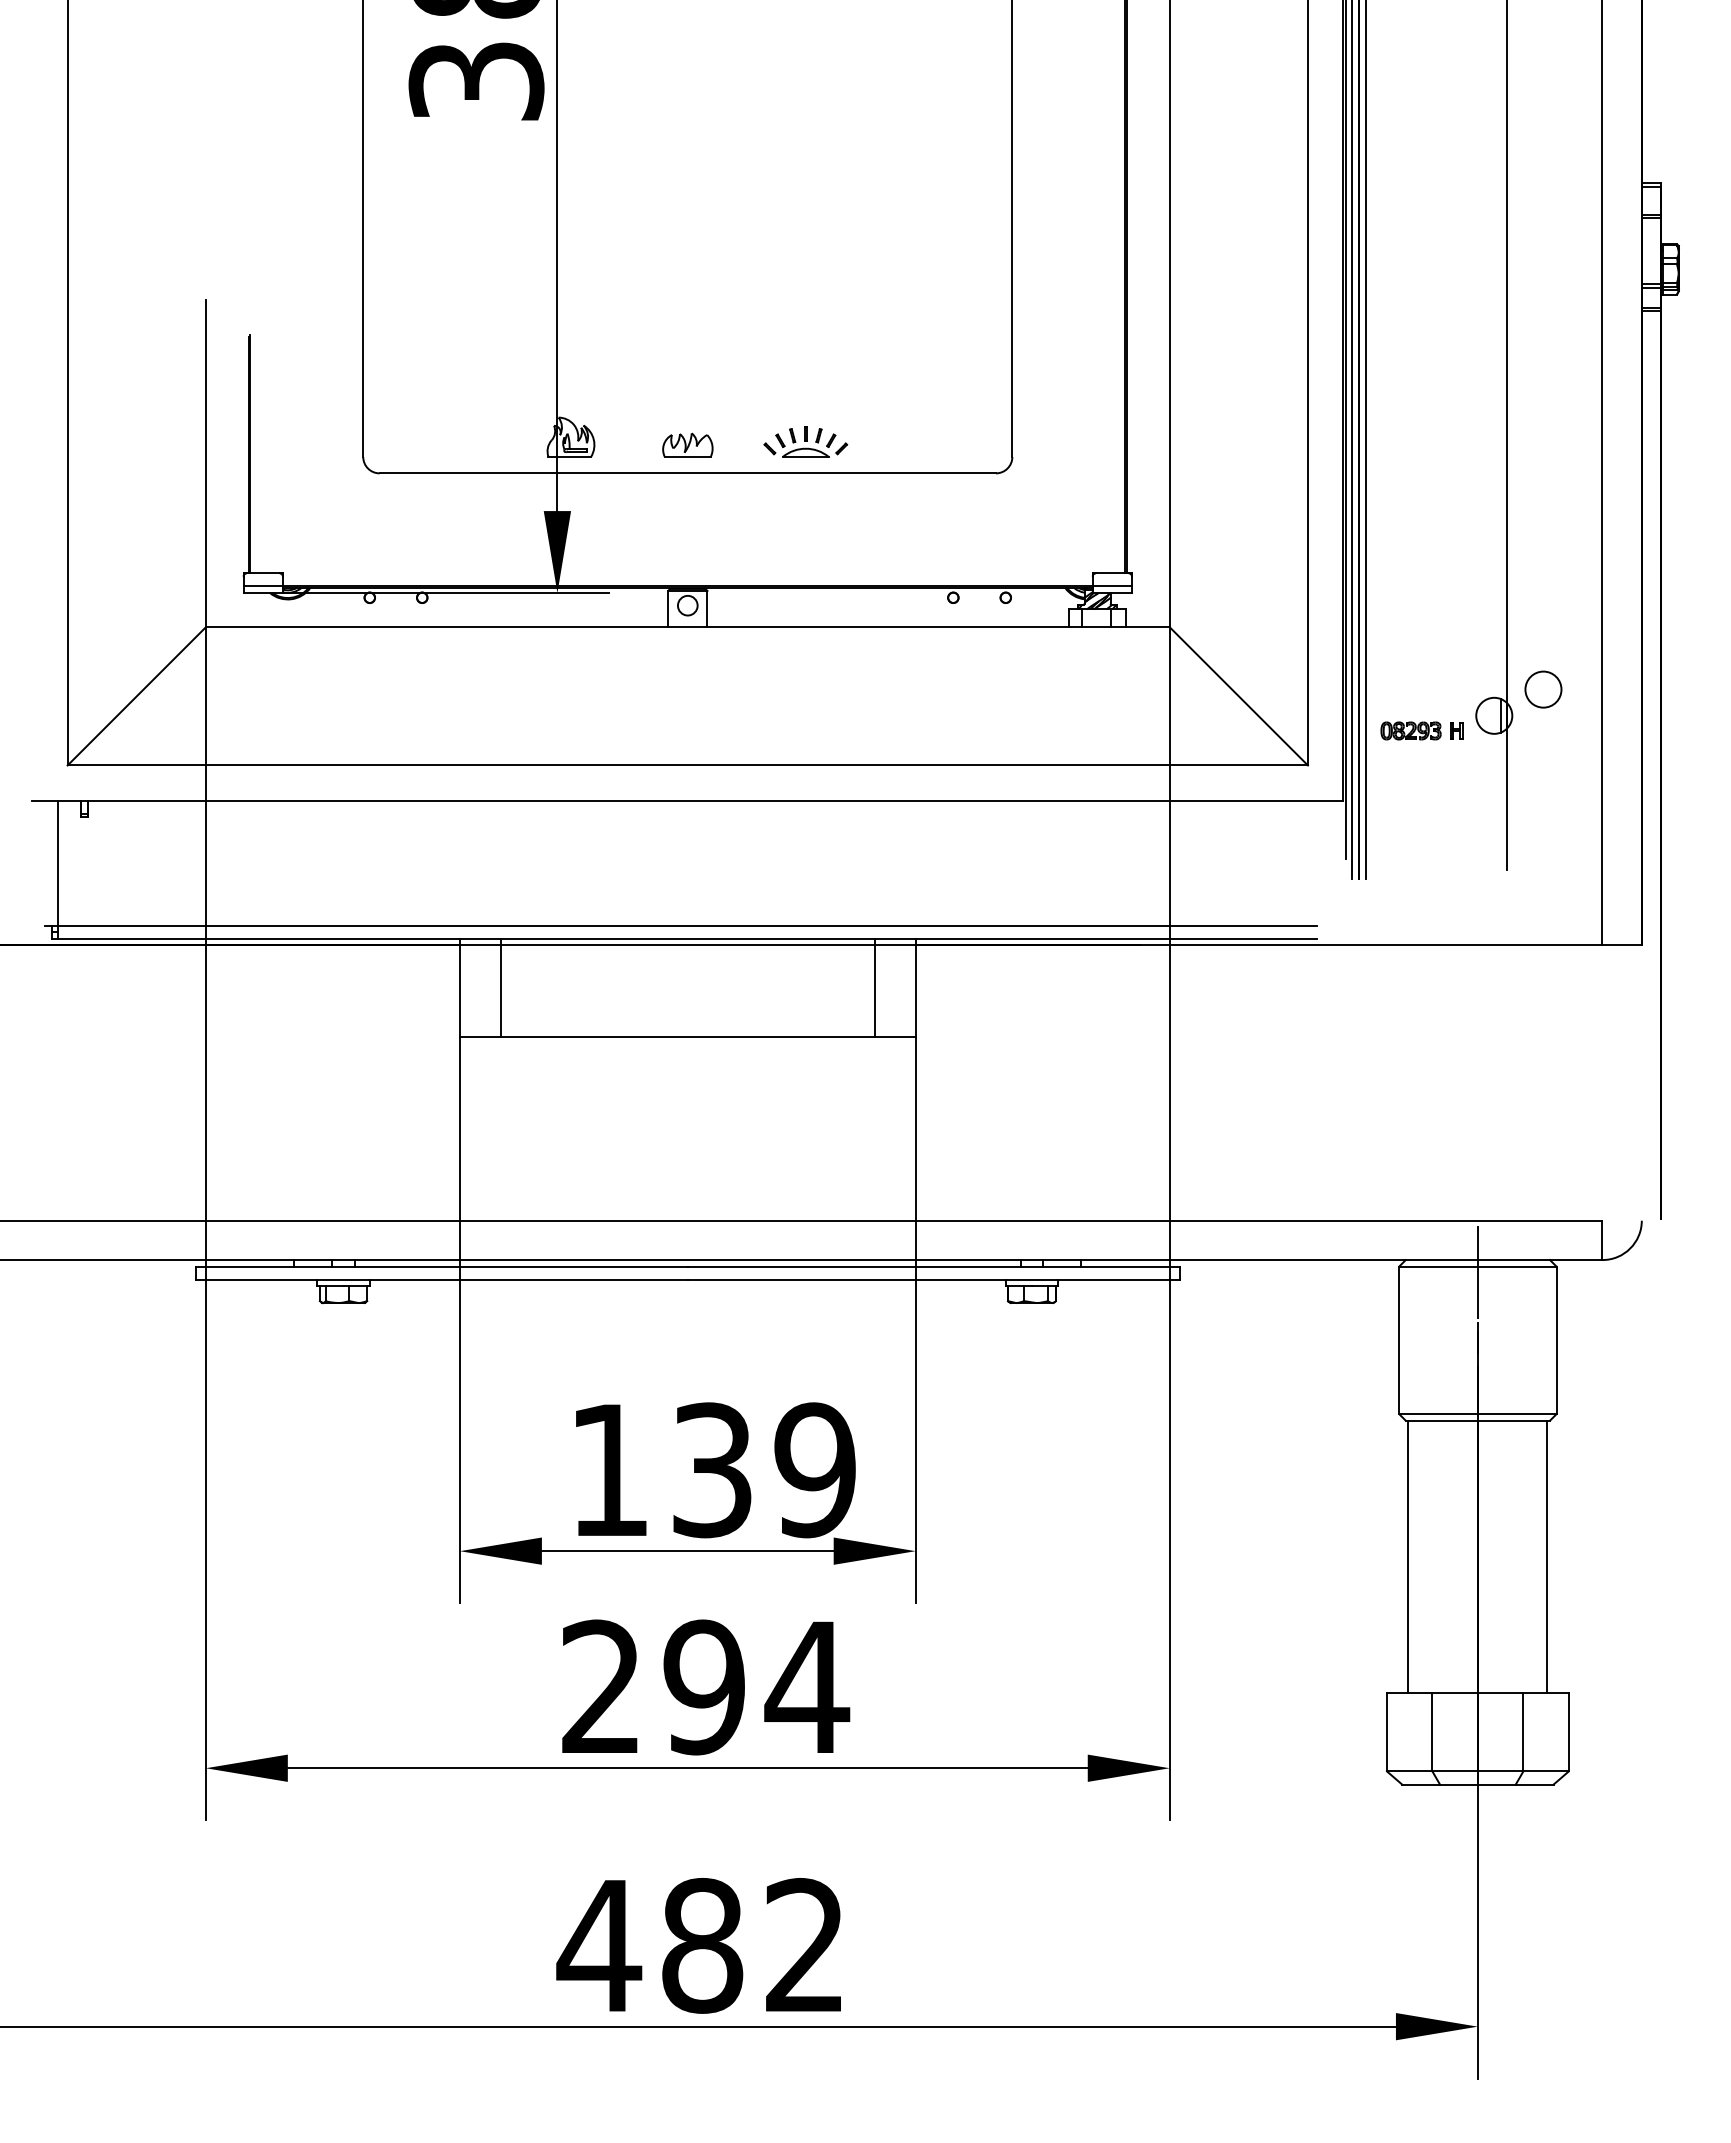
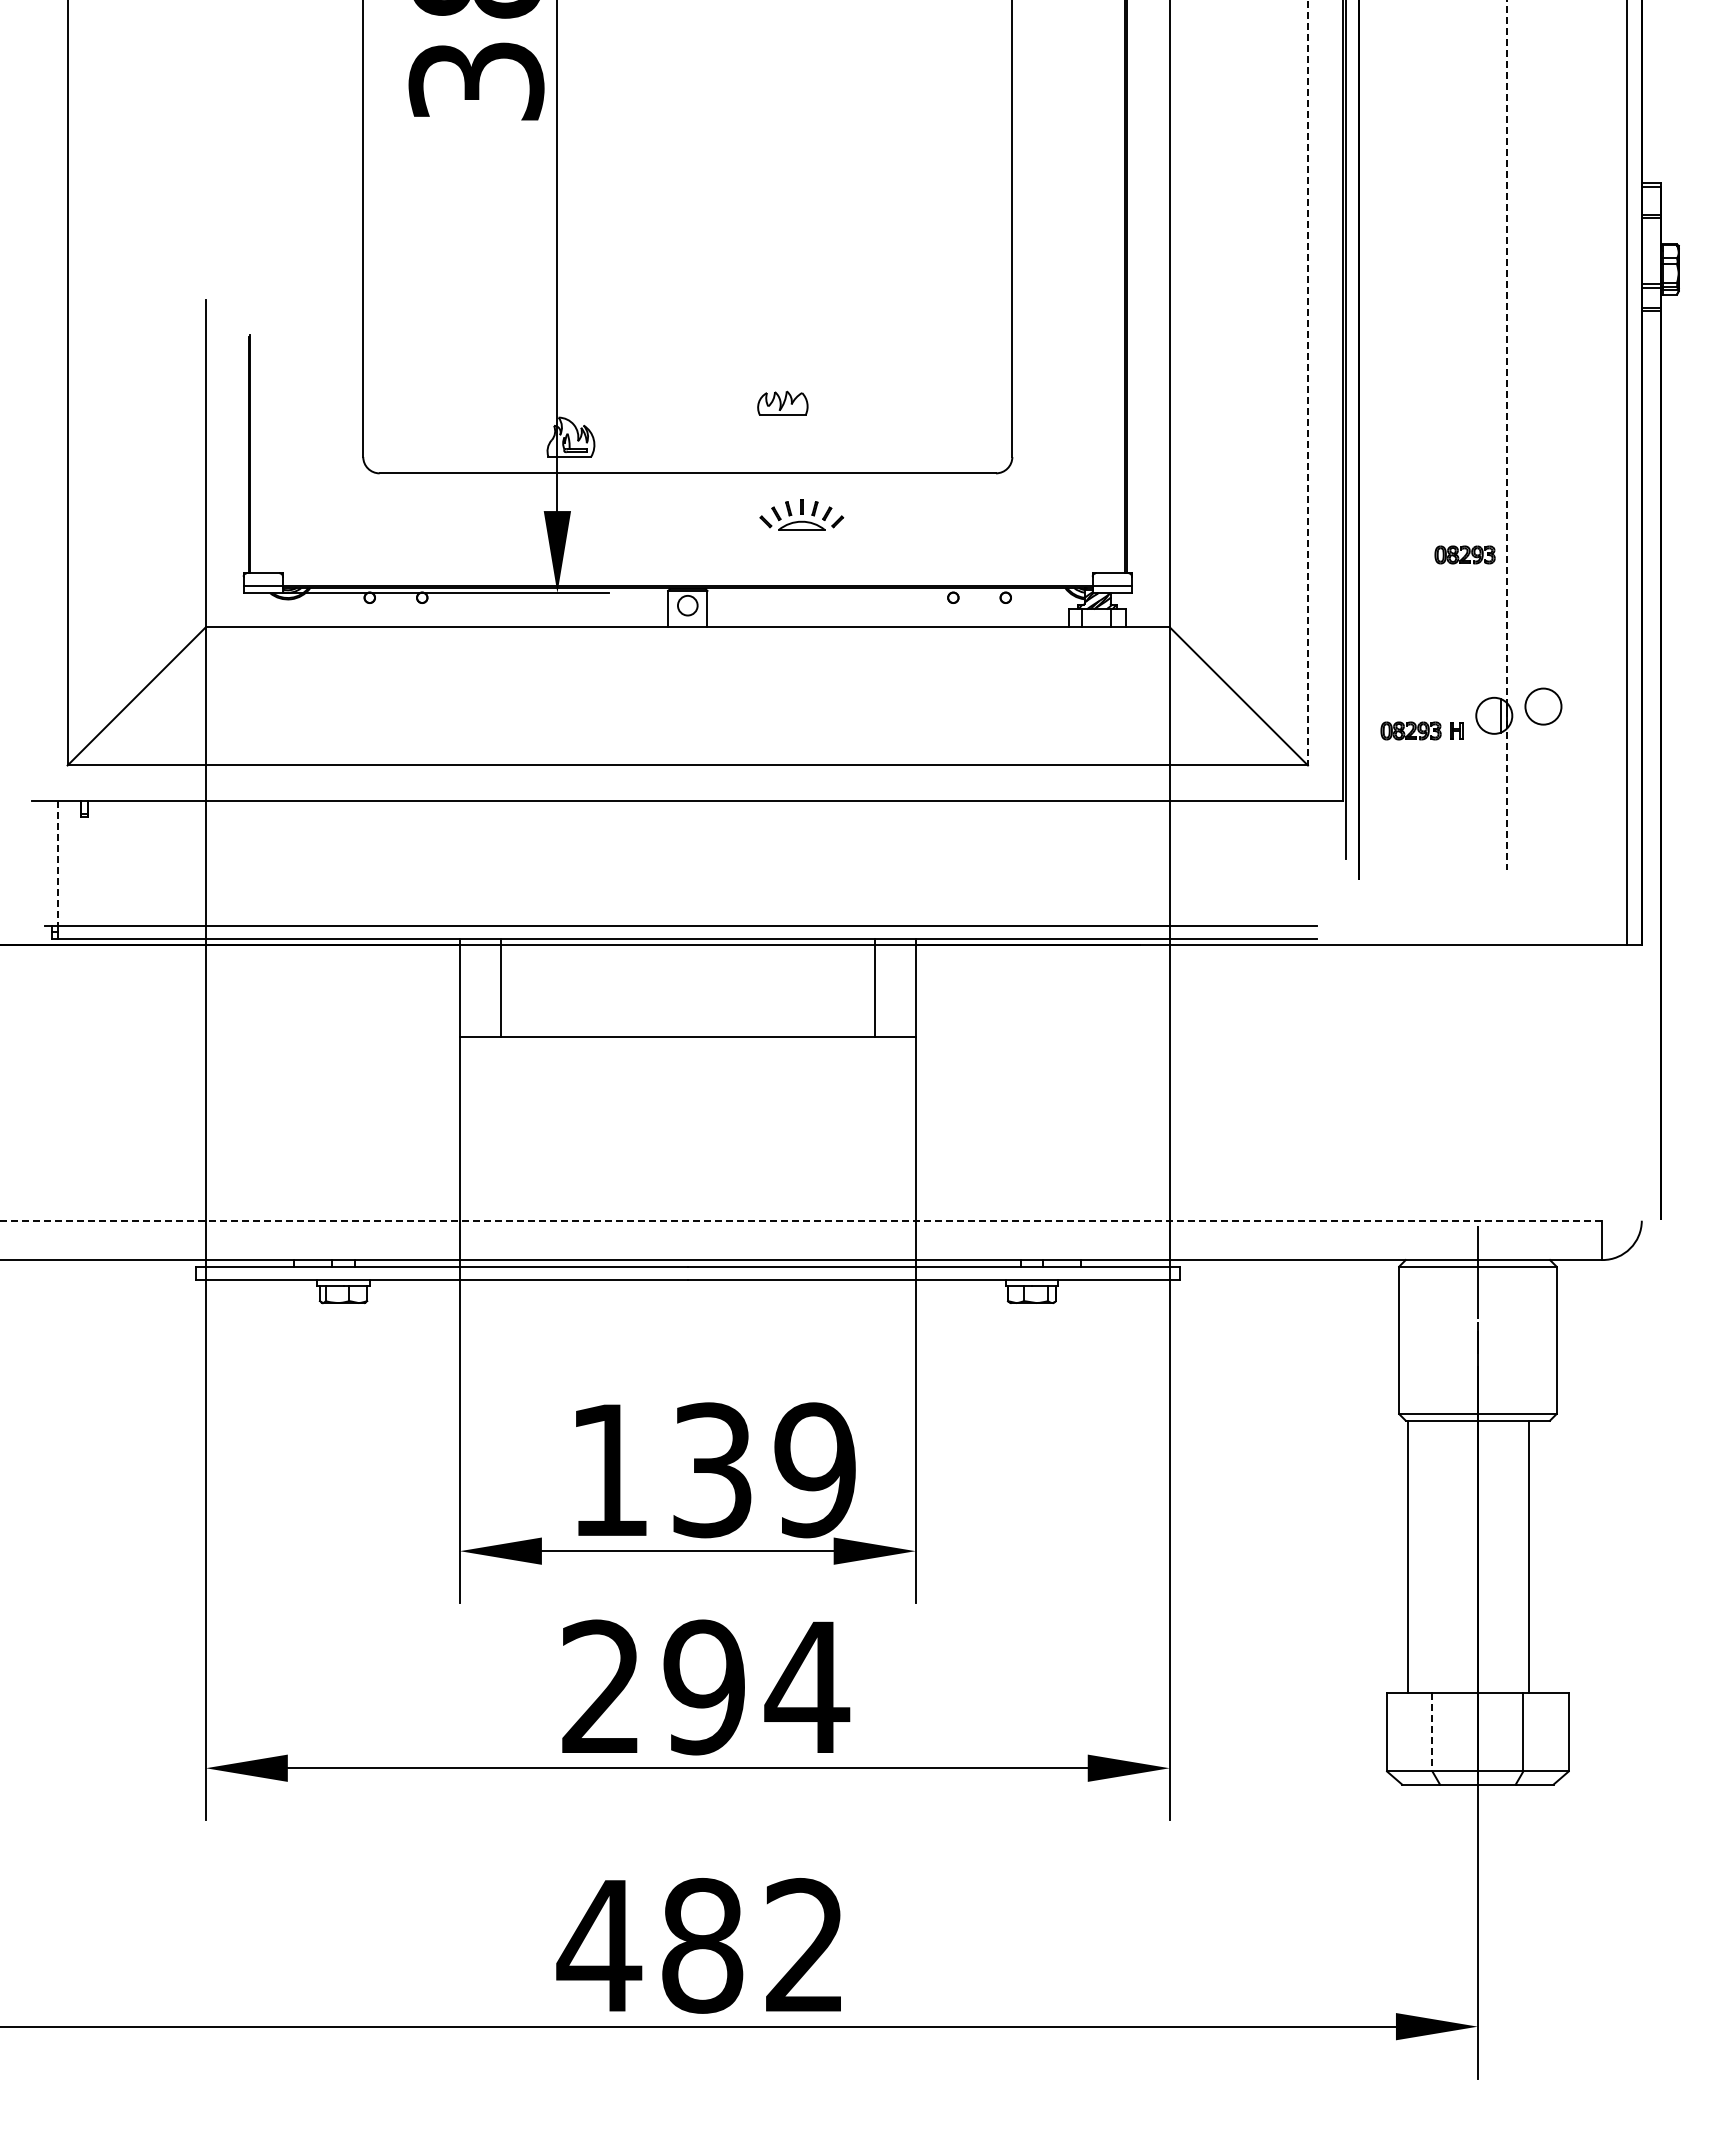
line: solid -> dashed (1307, 383)
line: solid -> dashed (1507, 435)
line: present -> none (1352, 440)
line: present -> none (1365, 440)
part position: (805, 441) -> (801, 514) (801, 514)
part position: (687, 444) -> (782, 402) (782, 402)
line position: (1602, 473) -> (1627, 473) (1627, 473)
part: none -> present (1464, 554)
circle position: (1543, 689) -> (1543, 706) (1543, 706)
line: solid -> dashed (58, 863)
line: solid -> dashed (800, 1220)
line position: (1547, 1556) -> (1529, 1556) (1529, 1556)
line: solid -> dashed (1432, 1732)
